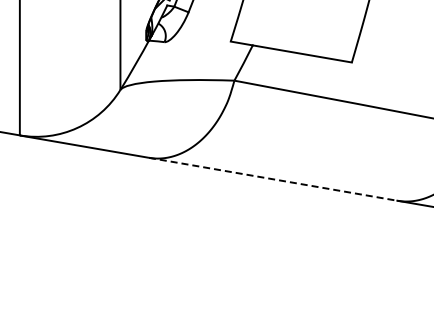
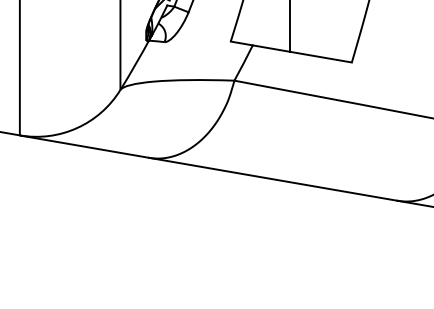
line: none -> present (290, 26)
line: dashed -> solid (273, 179)
